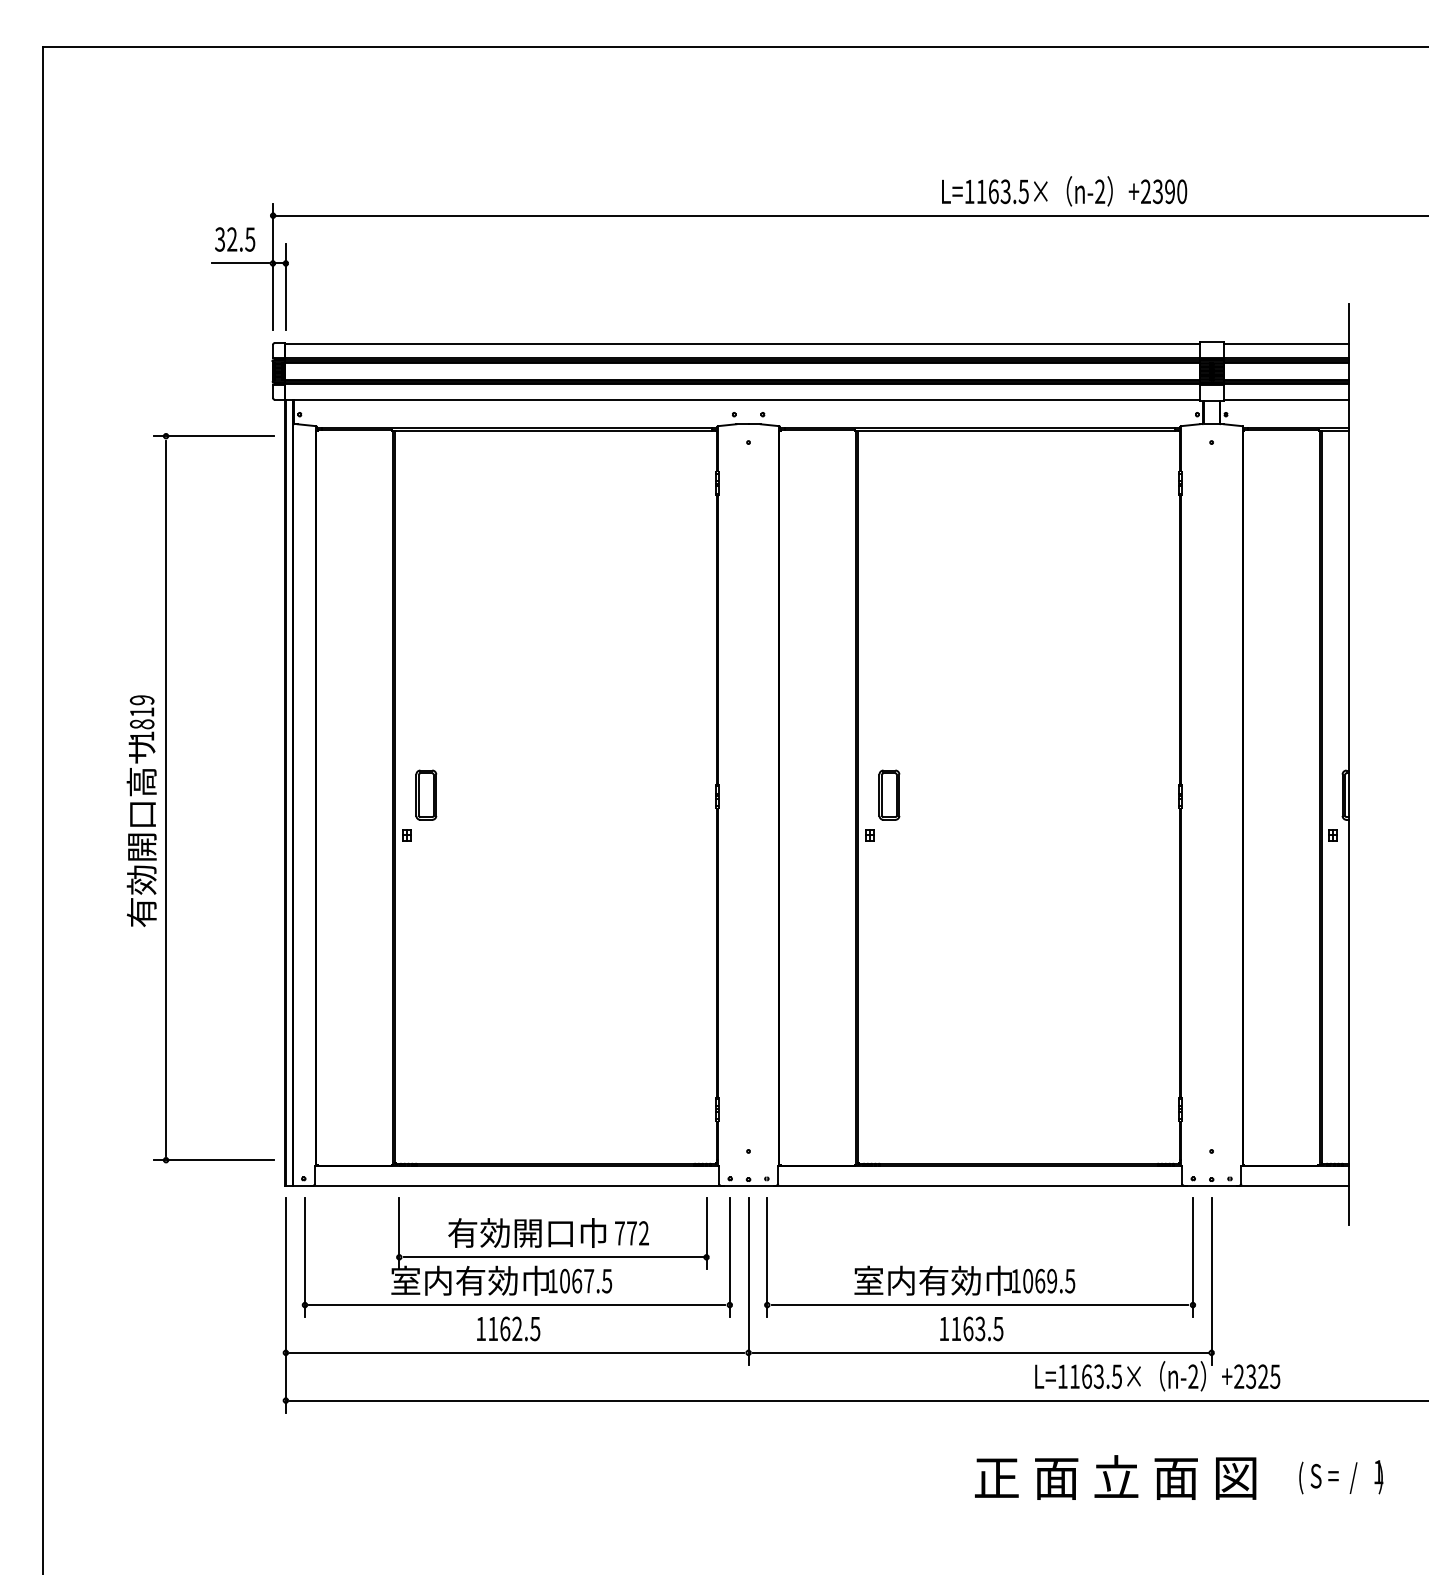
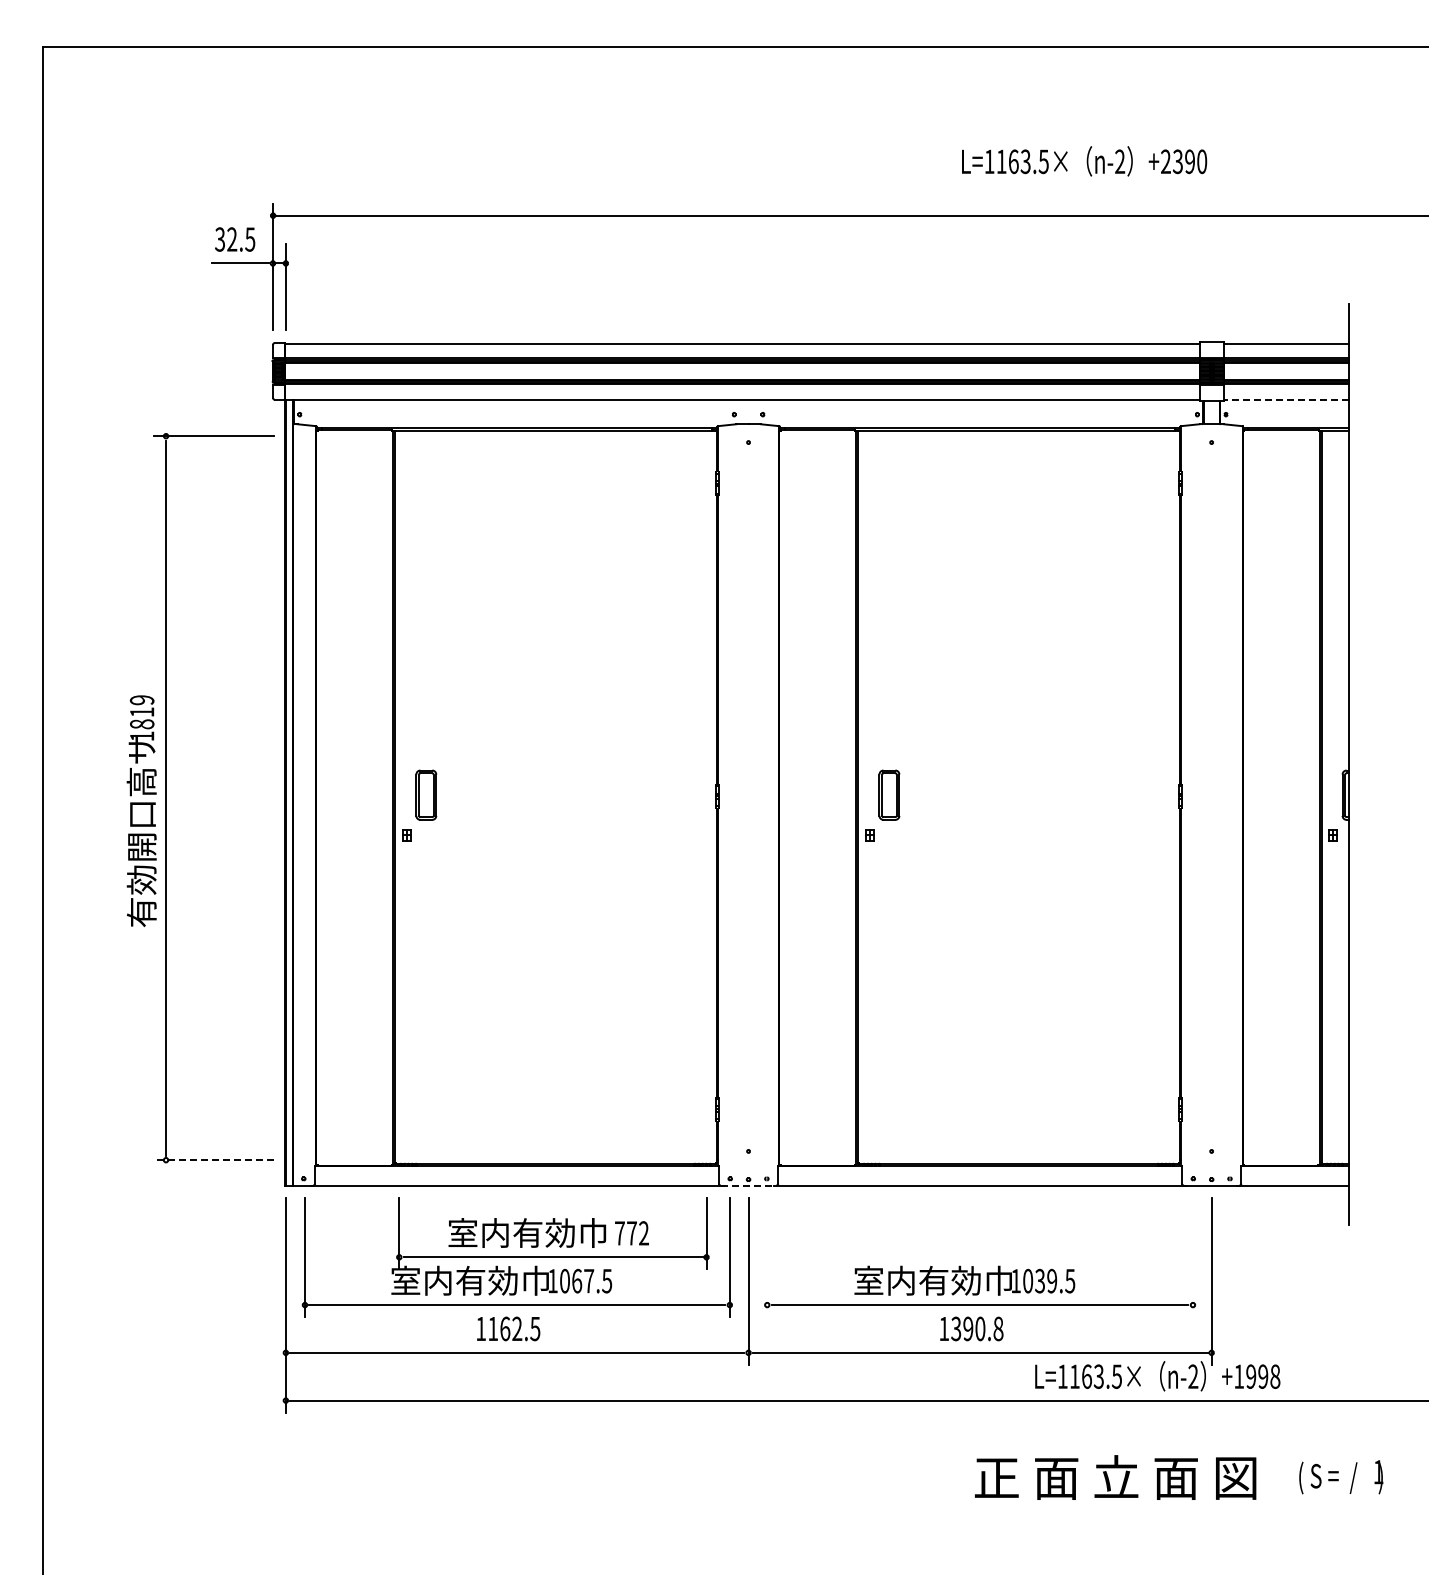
text position: (1064, 191) -> (1084, 161) (1084, 161)
line: solid -> dashed (1286, 399)
line: solid -> dashed (214, 1160)
line: solid -> dashed (748, 1185)
text: 有効開口巾 -> 室内有効巾 (511, 1232)
line: present -> none (767, 1257)
line: present -> none (1192, 1257)
text: 1069.5 -> 1039.5 (1040, 1280)
text: 1163.5 -> 1390.8 (977, 1328)
text: +2325 -> +1998 (1257, 1376)
